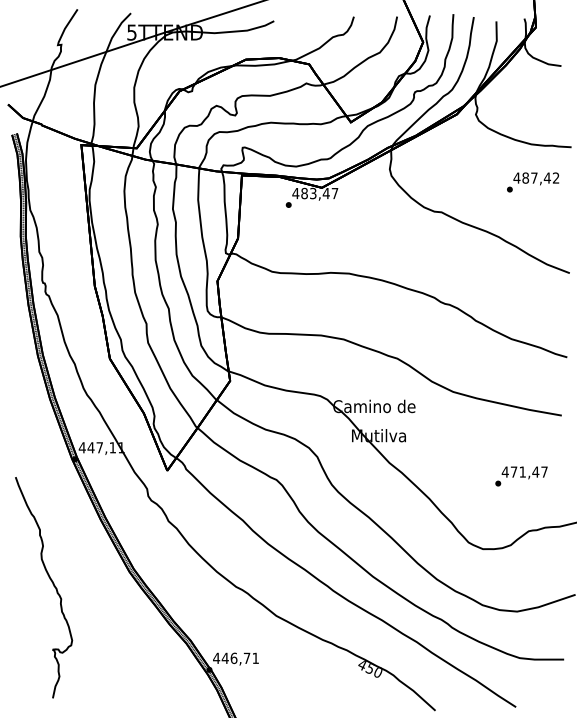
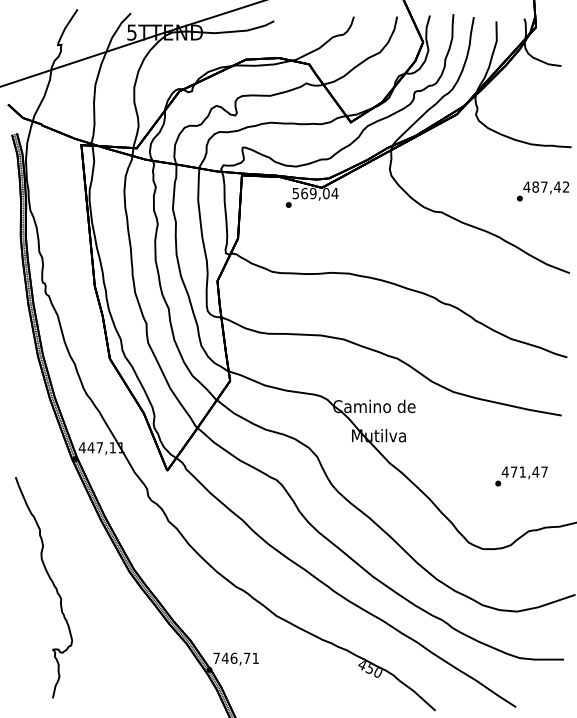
text position: (533, 182) -> (543, 191) (543, 191)
text: 483,47 -> 569,04 (315, 193)
text: 446,71 -> 746,71 (216, 657)
